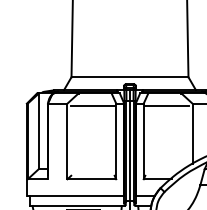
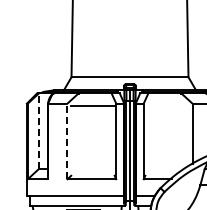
line: present -> none (166, 105)
line: solid -> dashed (39, 131)
line: solid -> dashed (67, 141)
